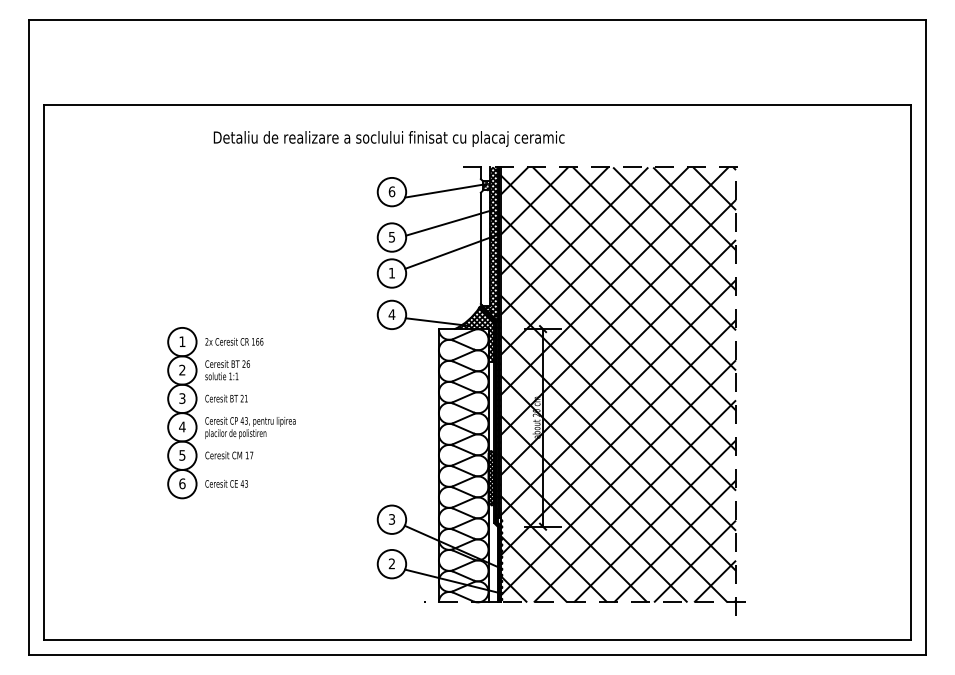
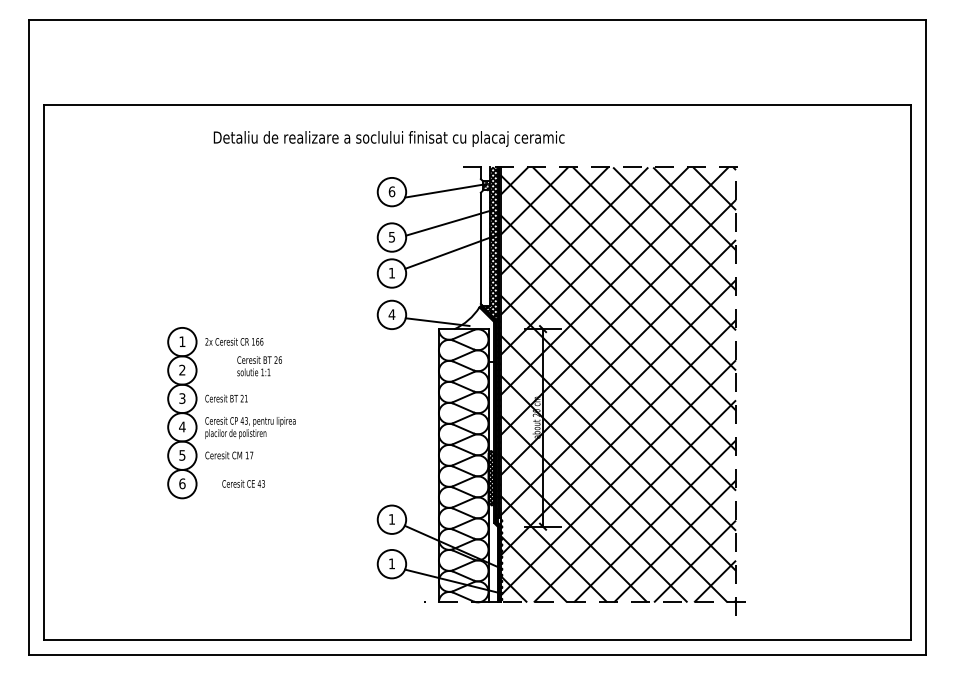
hatch: present -> none (474, 334)
text position: (227, 370) -> (259, 366) (259, 366)
text position: (226, 483) -> (243, 483) (243, 483)
text: 3 -> 1 (391, 519)
text: 2 -> 1 (391, 563)
